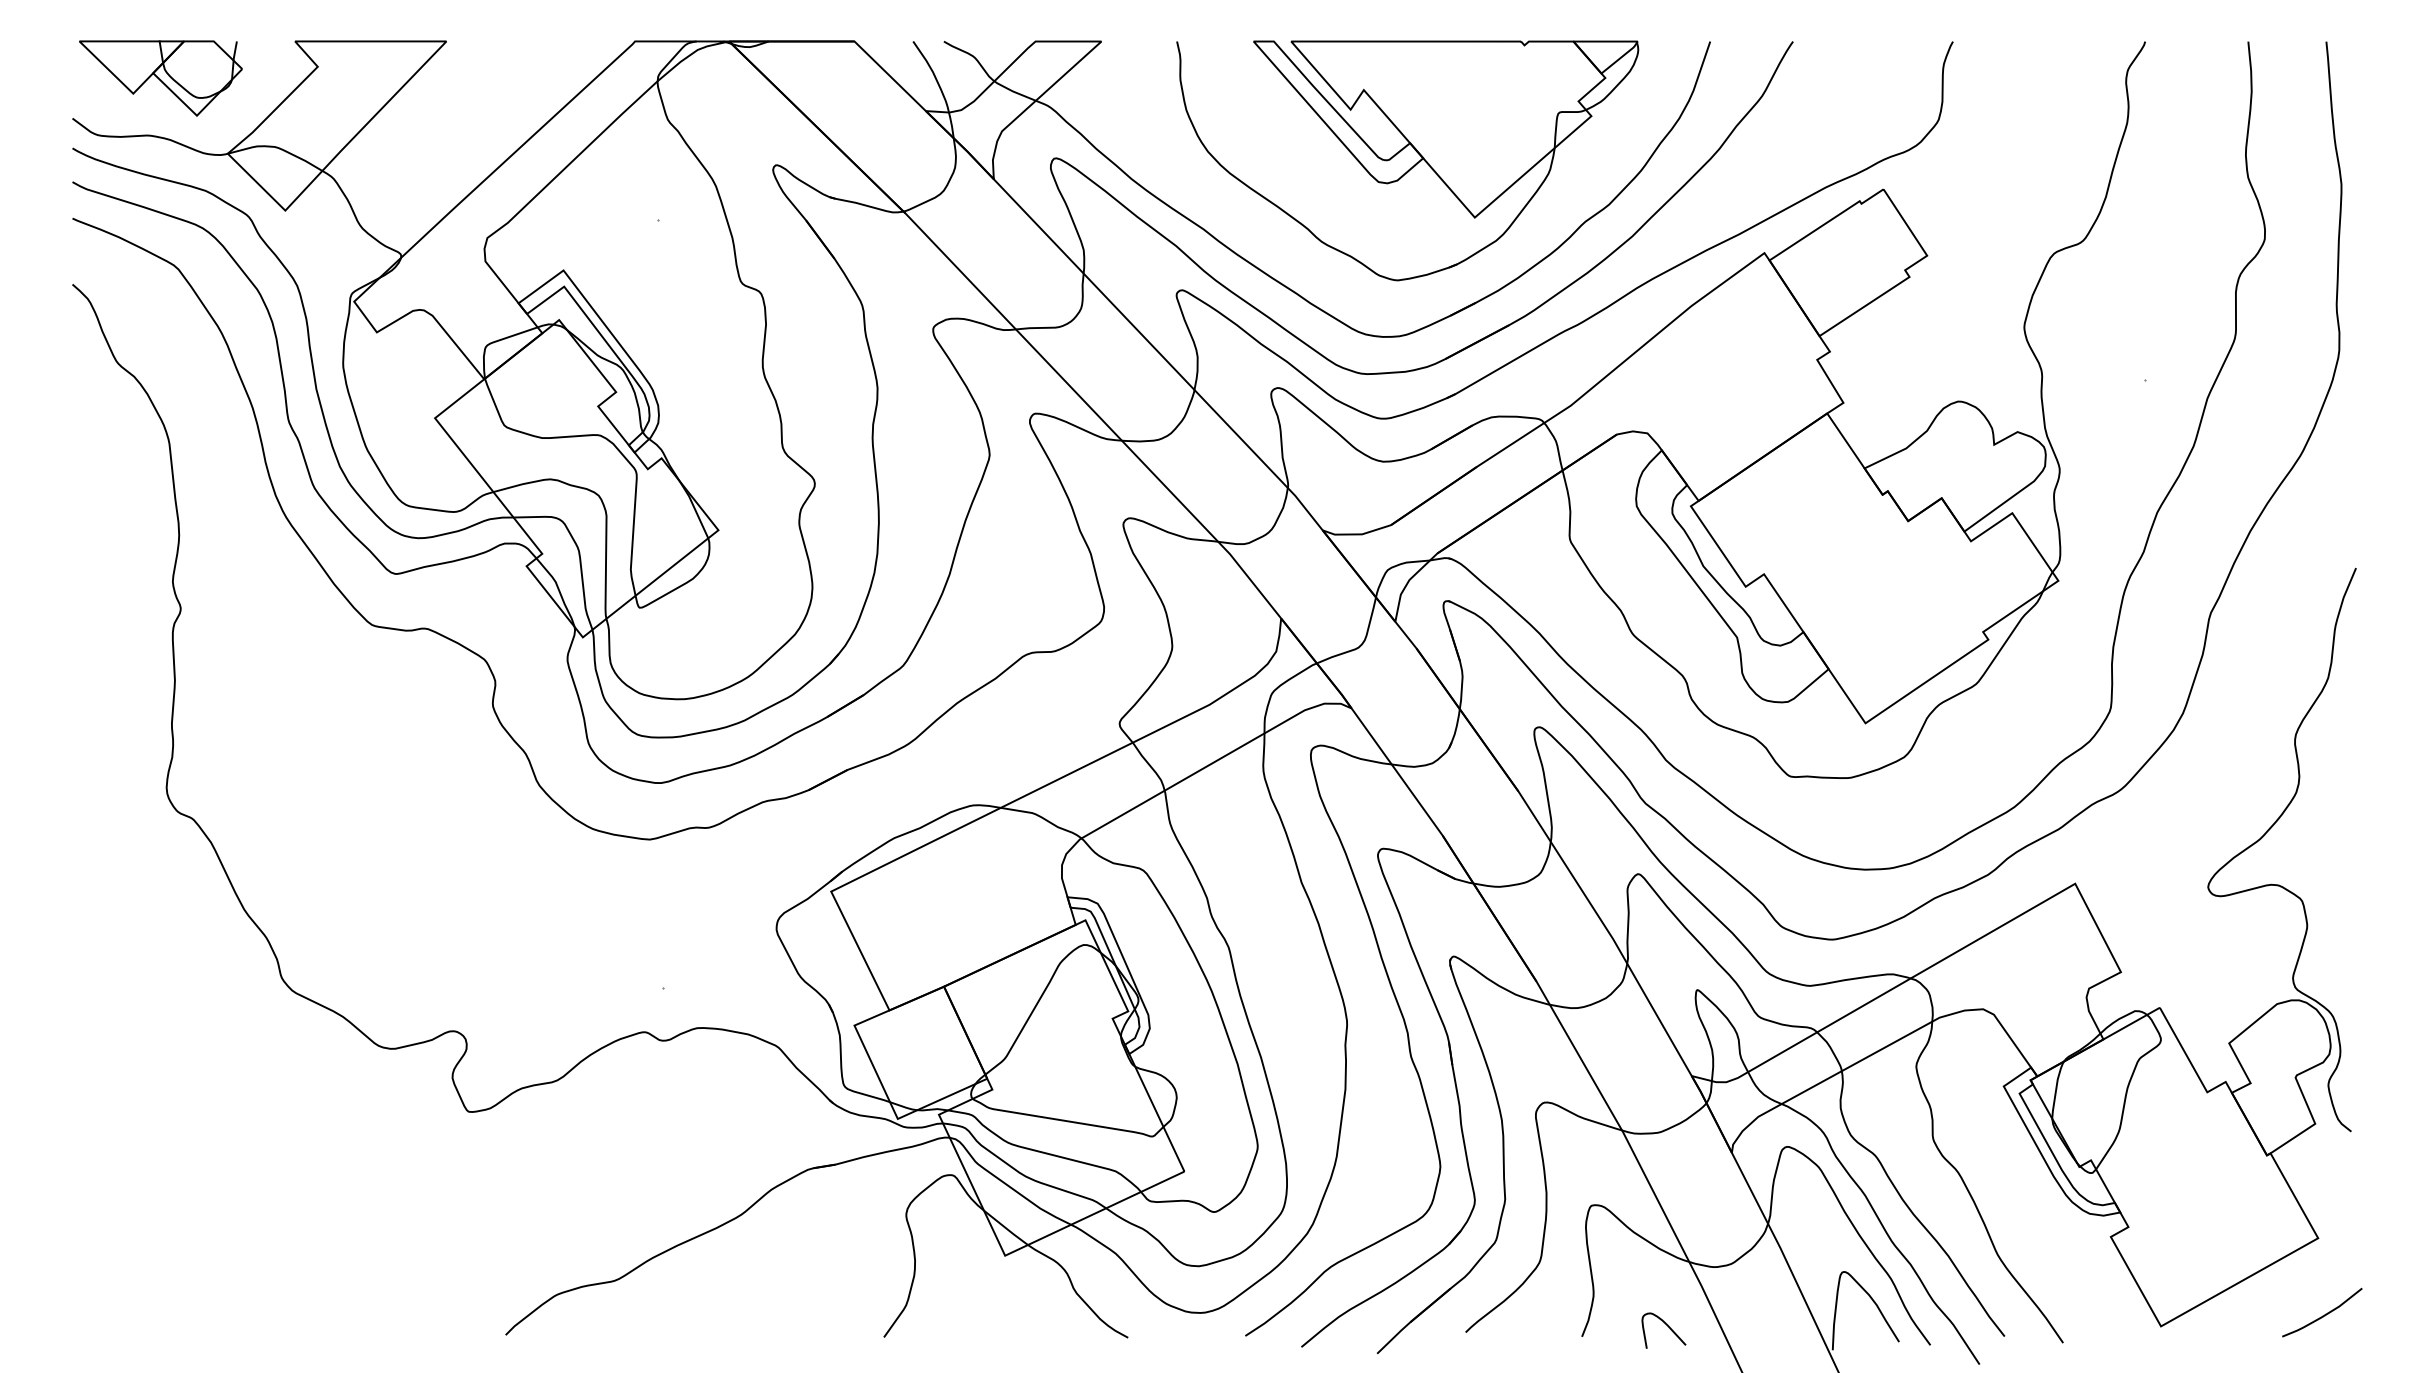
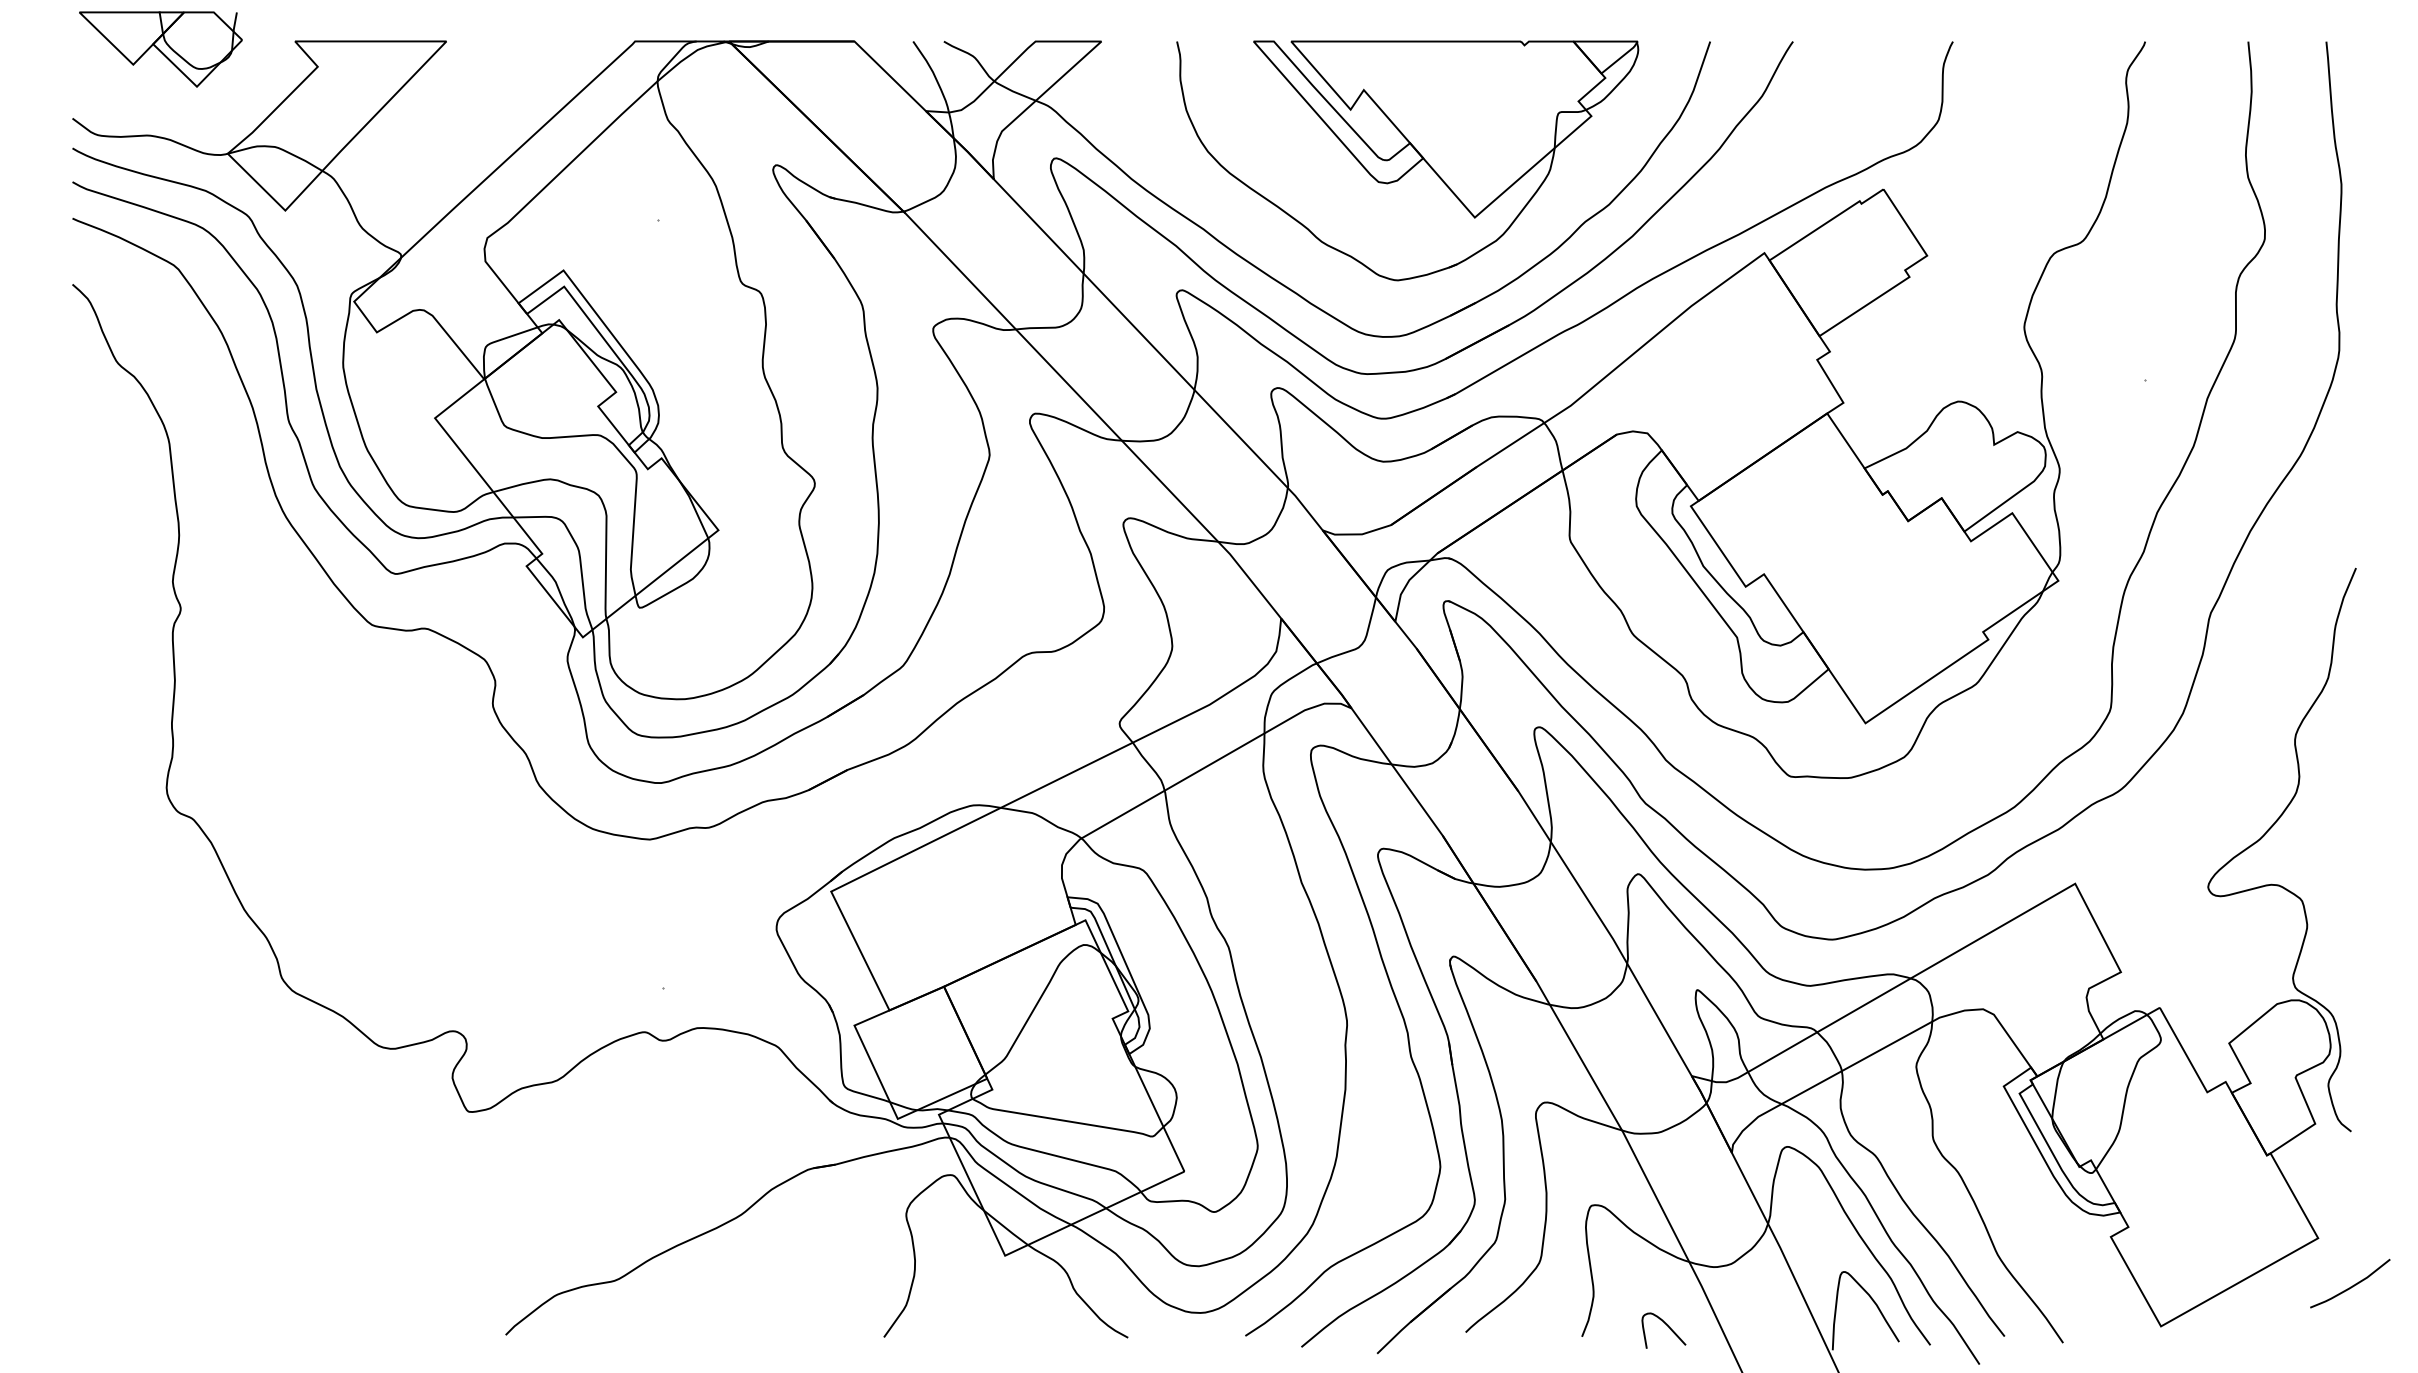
part position: (160, 78) -> (160, 49) (160, 49)
curve position: (2324, 1314) -> (2352, 1285) (2352, 1285)
